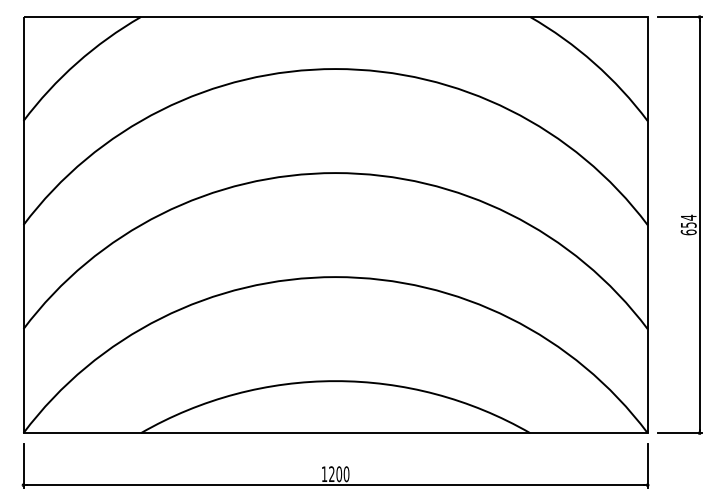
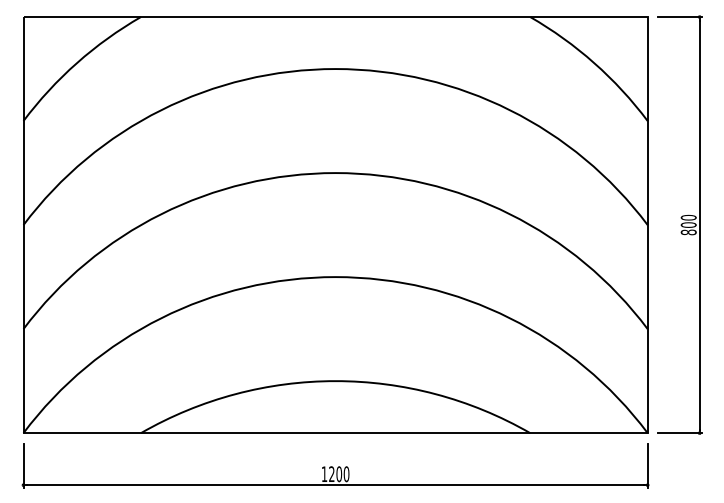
text: 654 -> 800 (688, 224)
